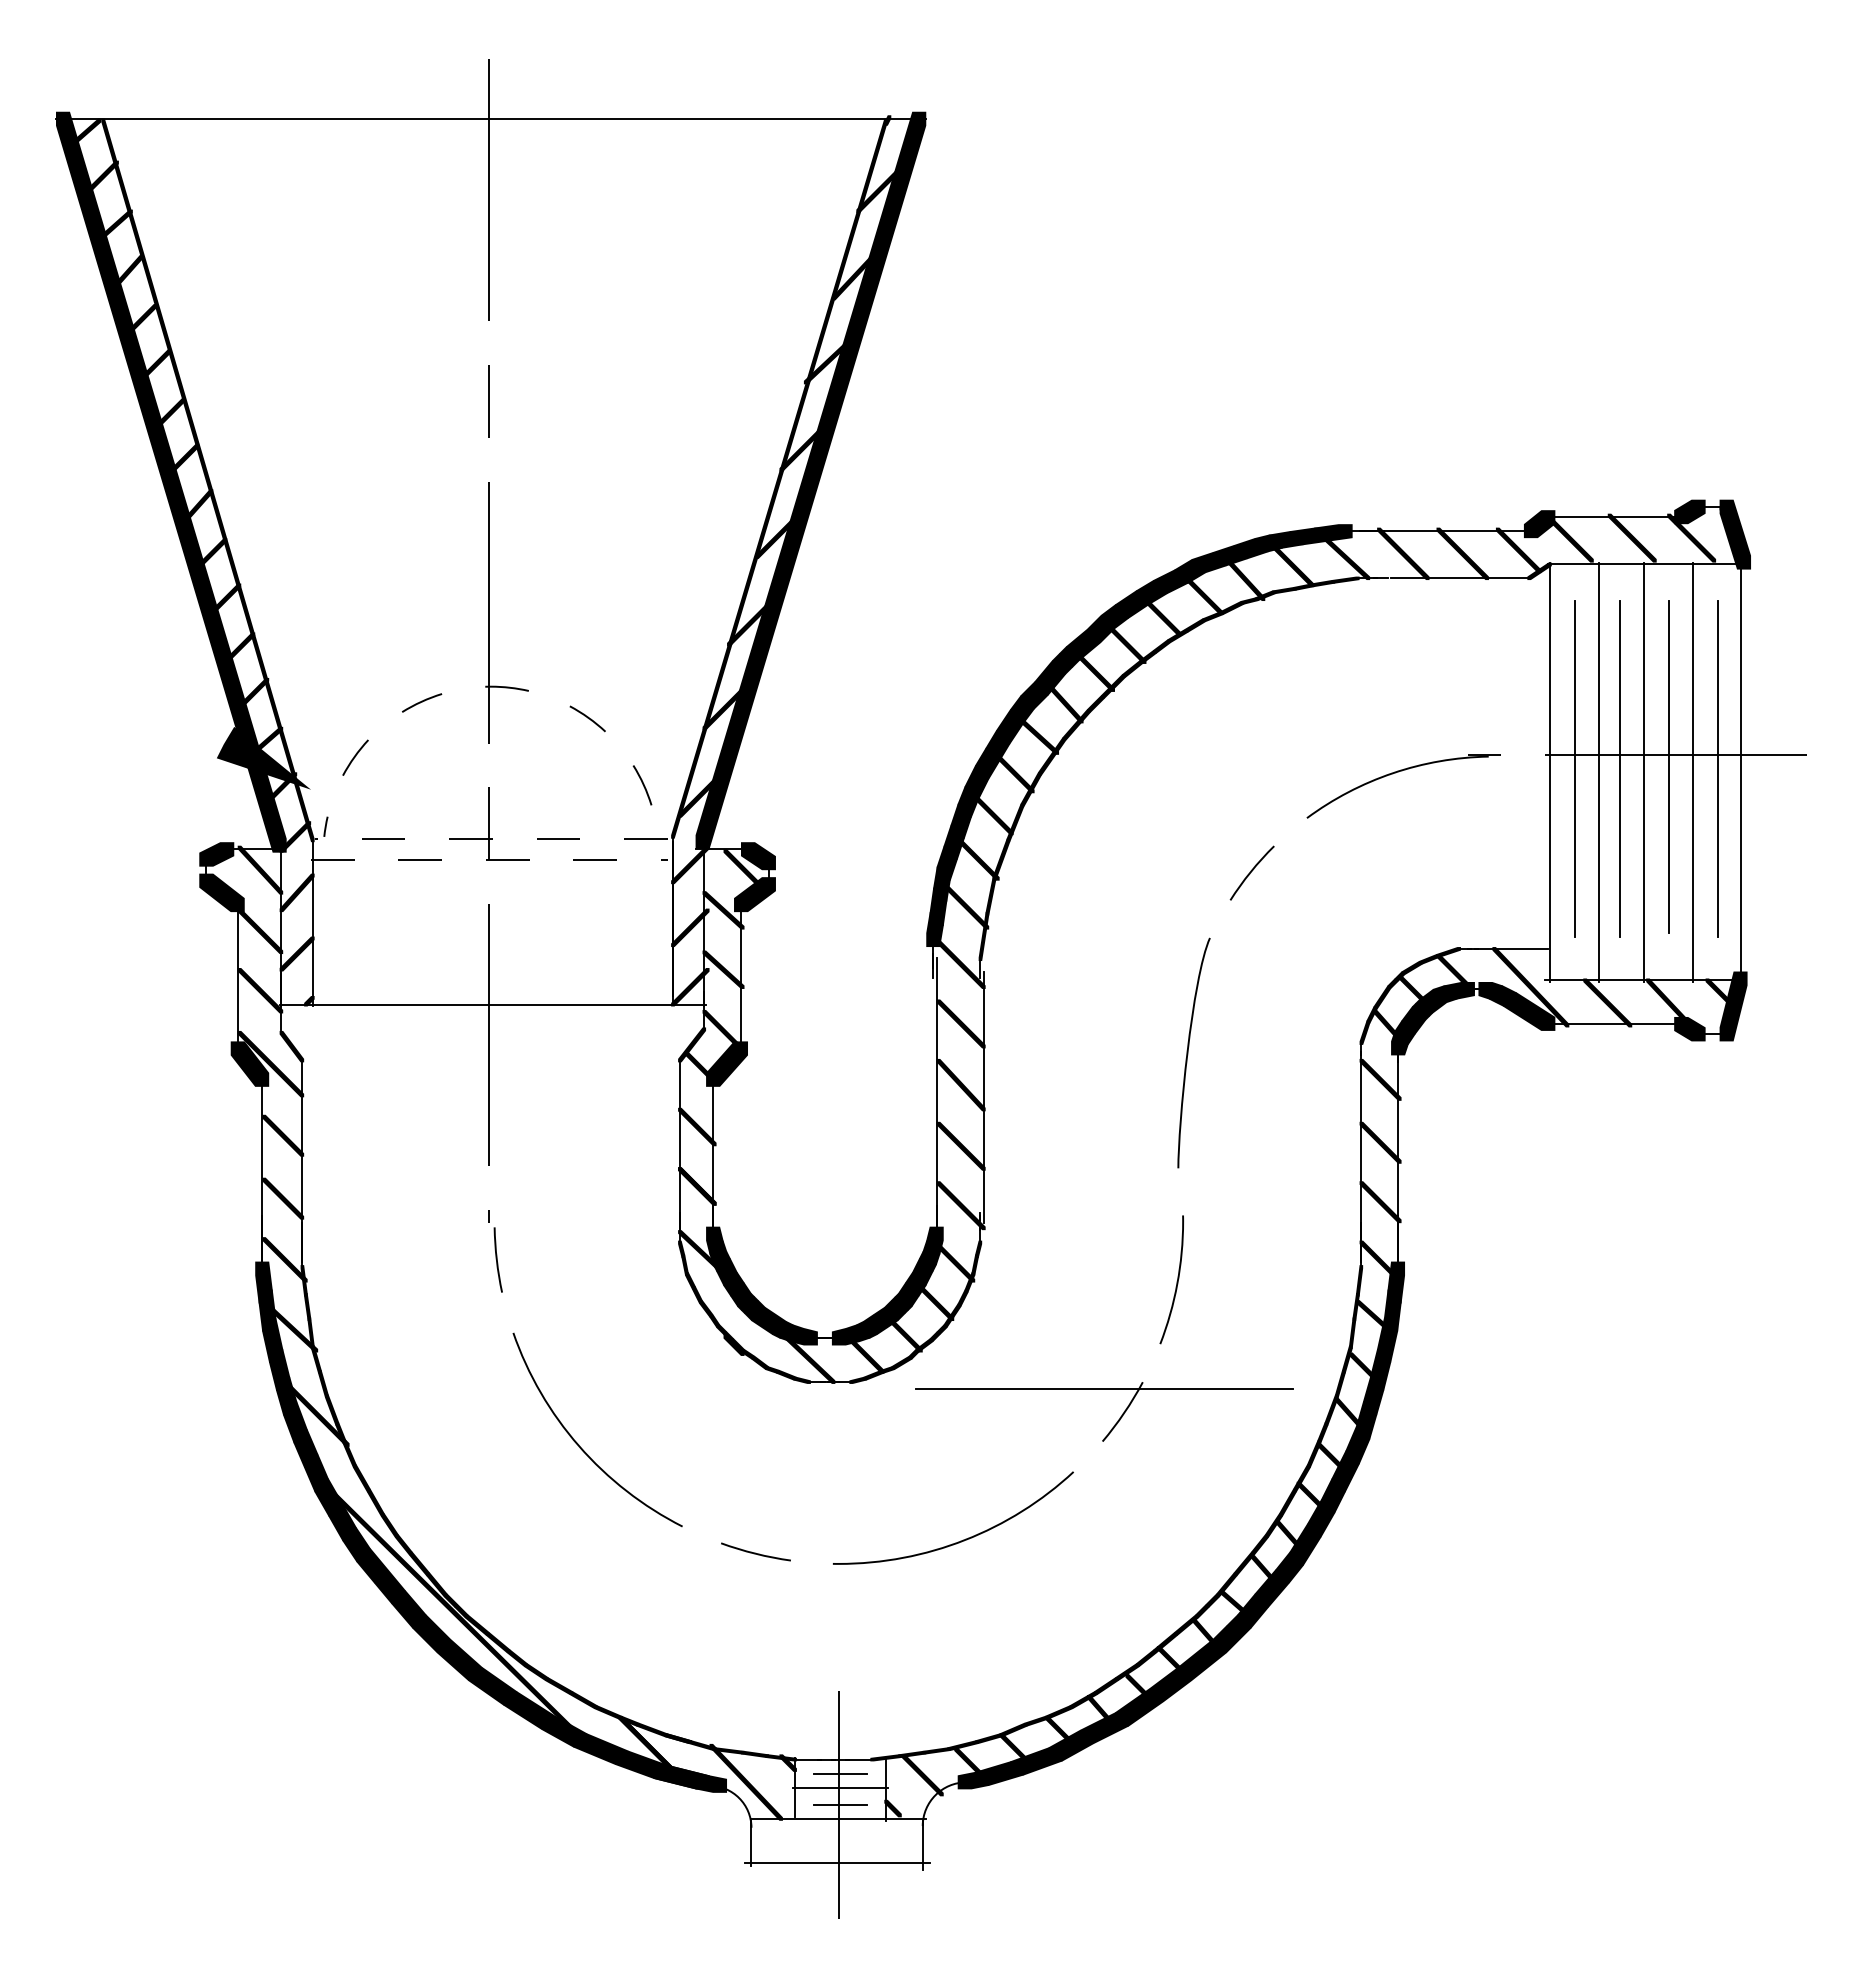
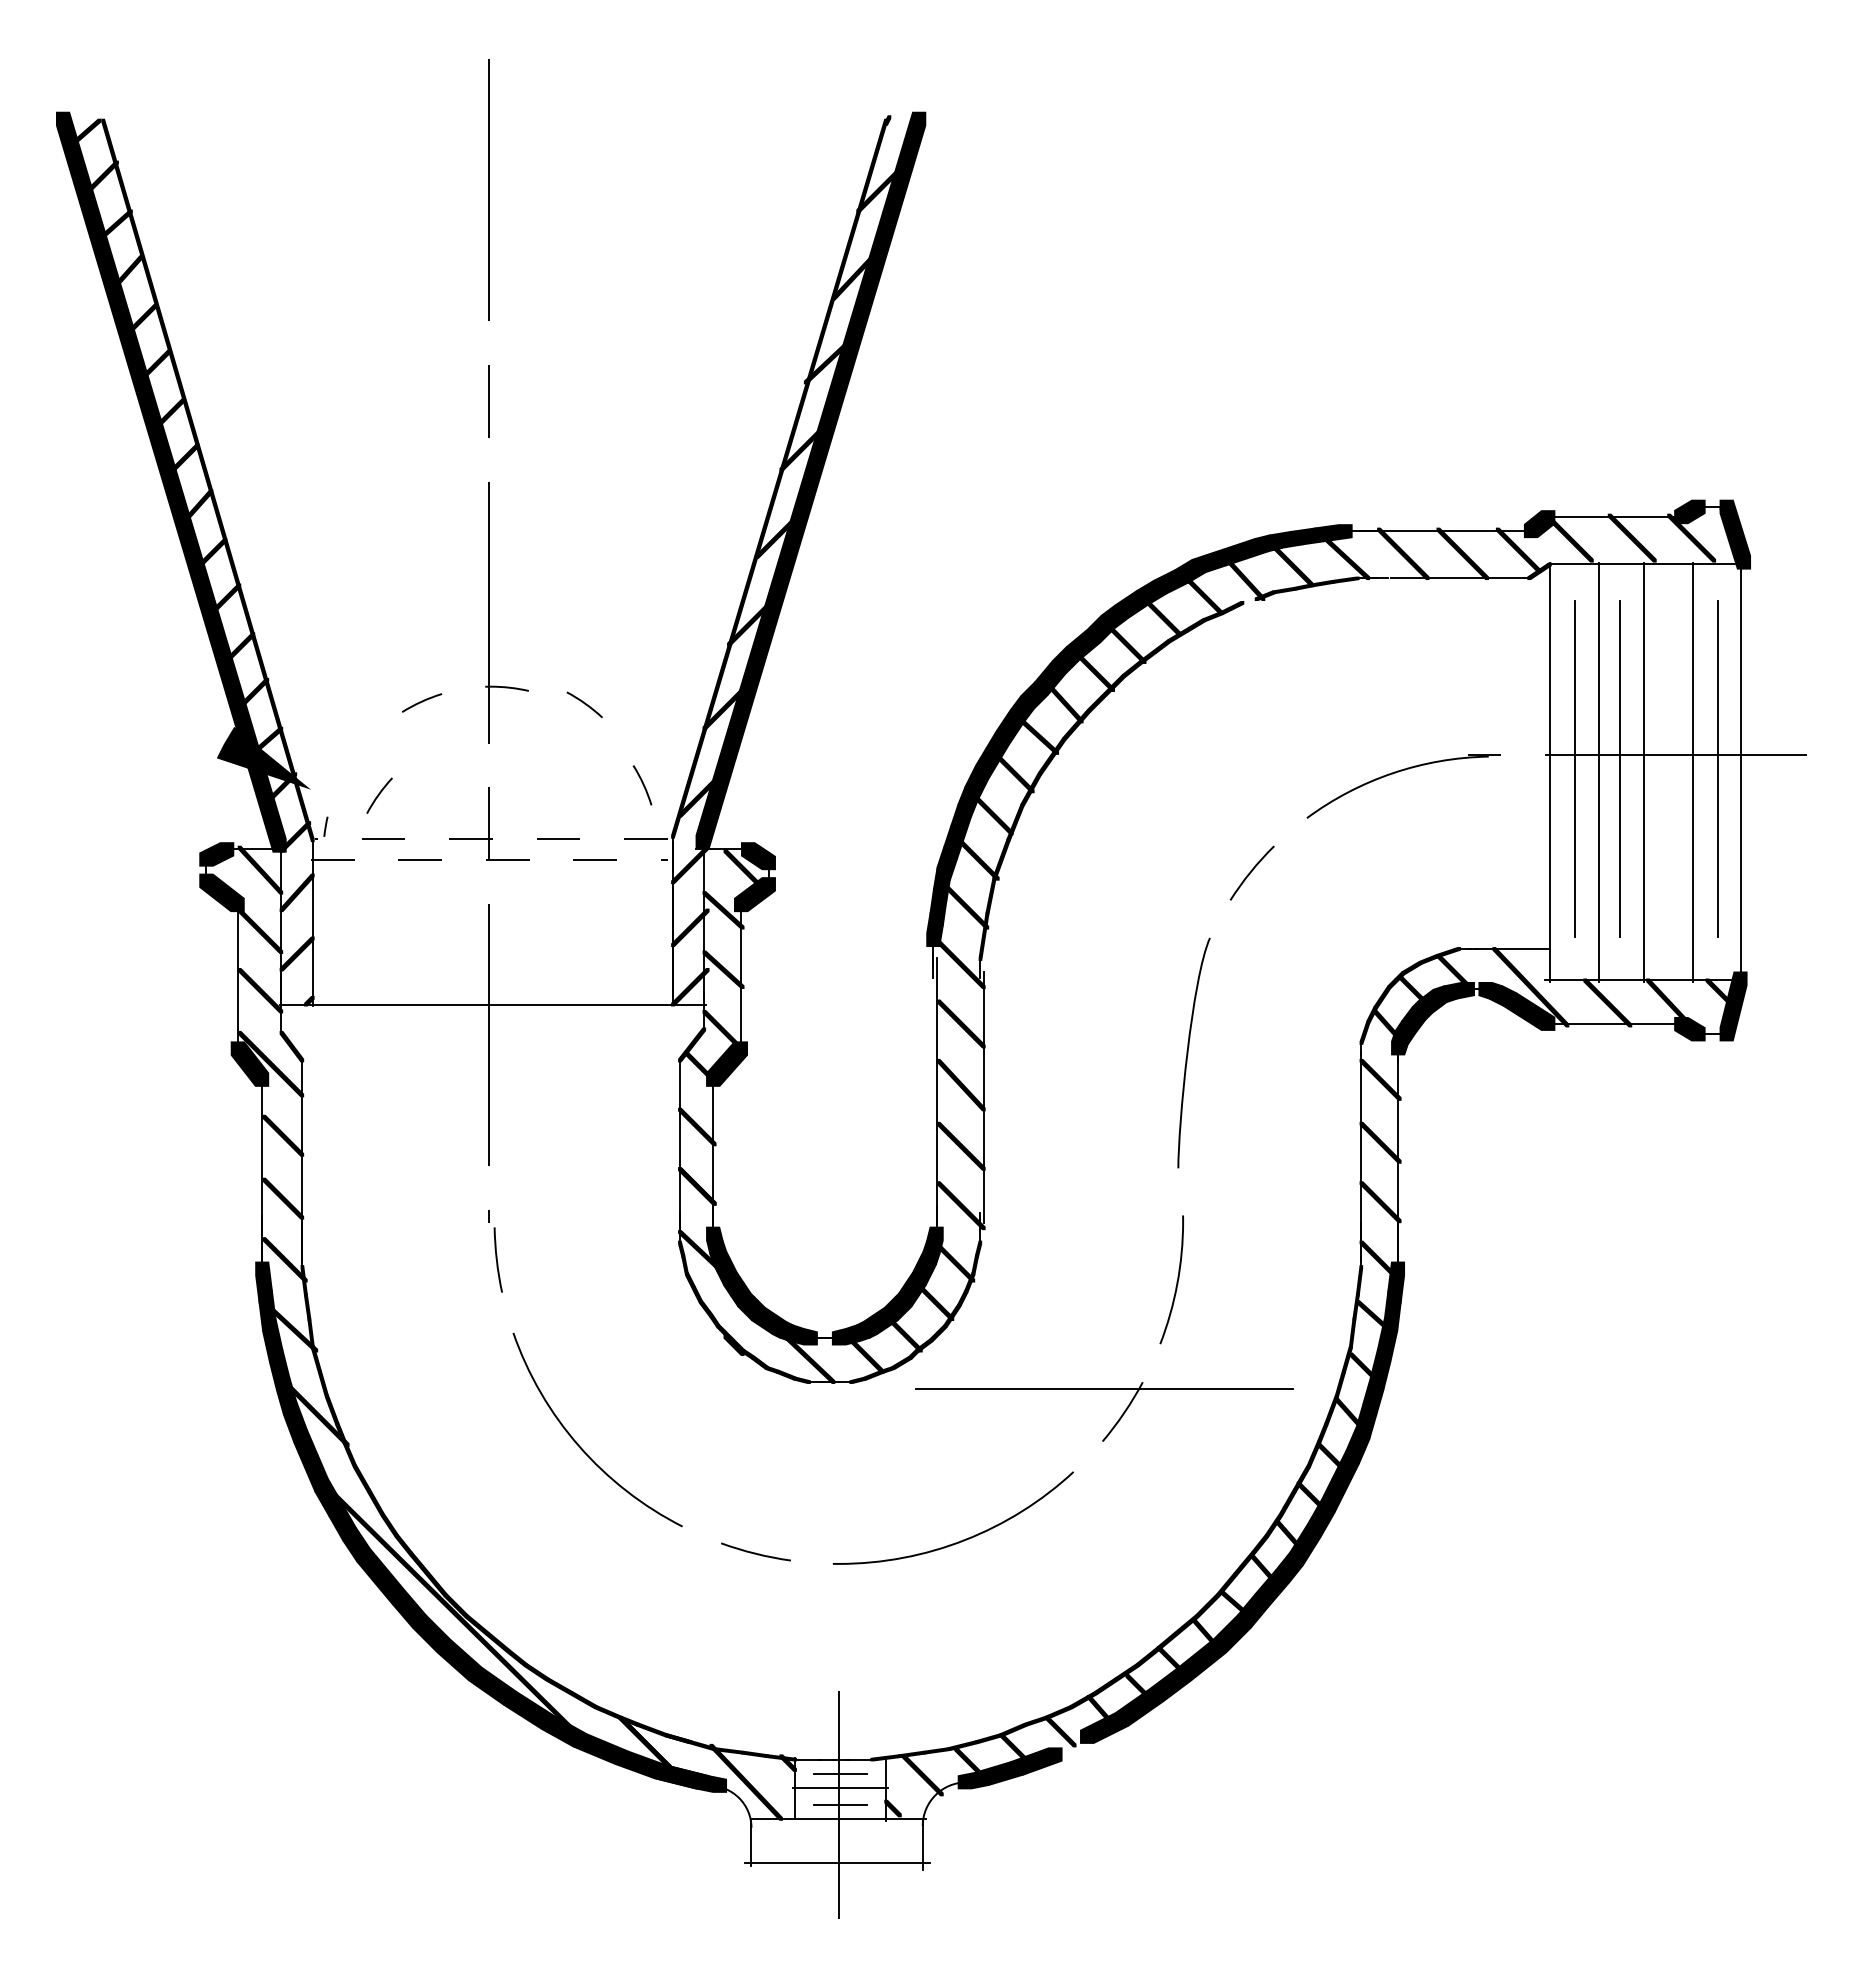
line: present -> none (491, 118)
fill: present -> none (1249, 600)
curve position: (587, 718) -> (584, 704) (584, 704)
curve position: (355, 757) -> (379, 795) (379, 795)
line: present -> none (1668, 767)
fill: present -> none (1071, 1745)
